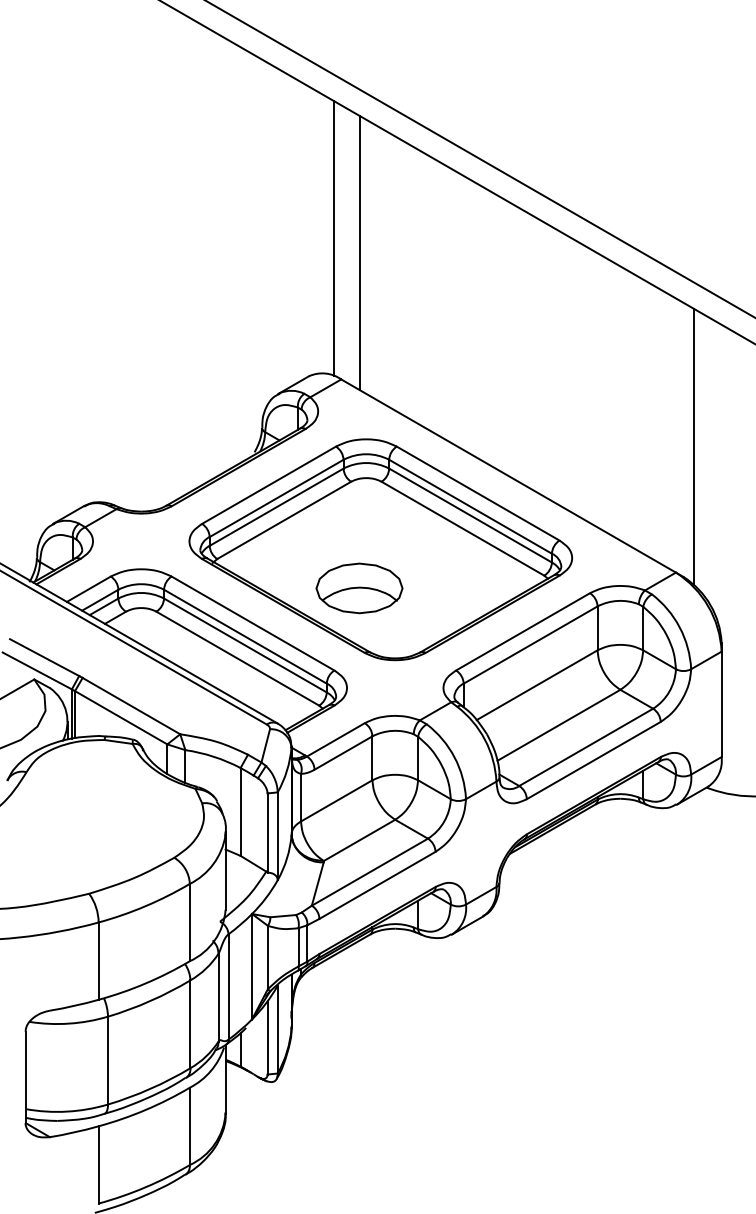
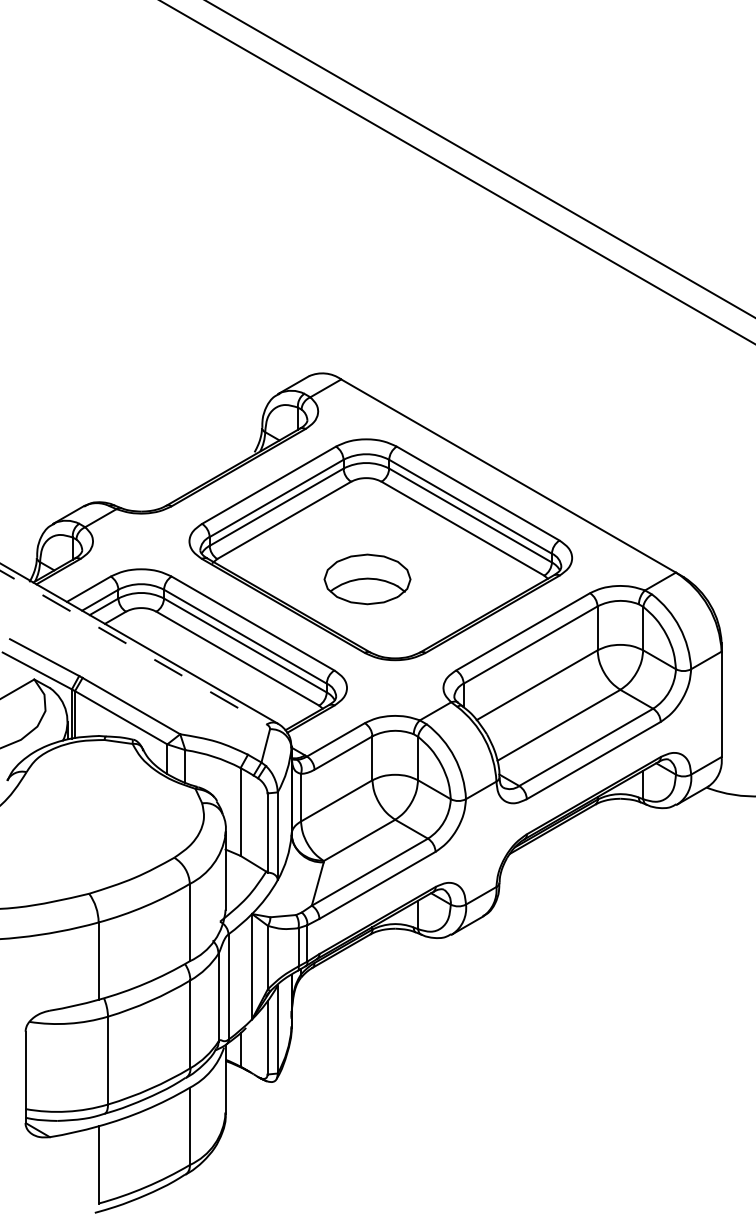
line: present -> none (334, 238)
line: present -> none (359, 252)
line: present -> none (694, 446)
part position: (359, 588) -> (367, 579) (367, 579)
line: solid -> dashed (133, 647)
